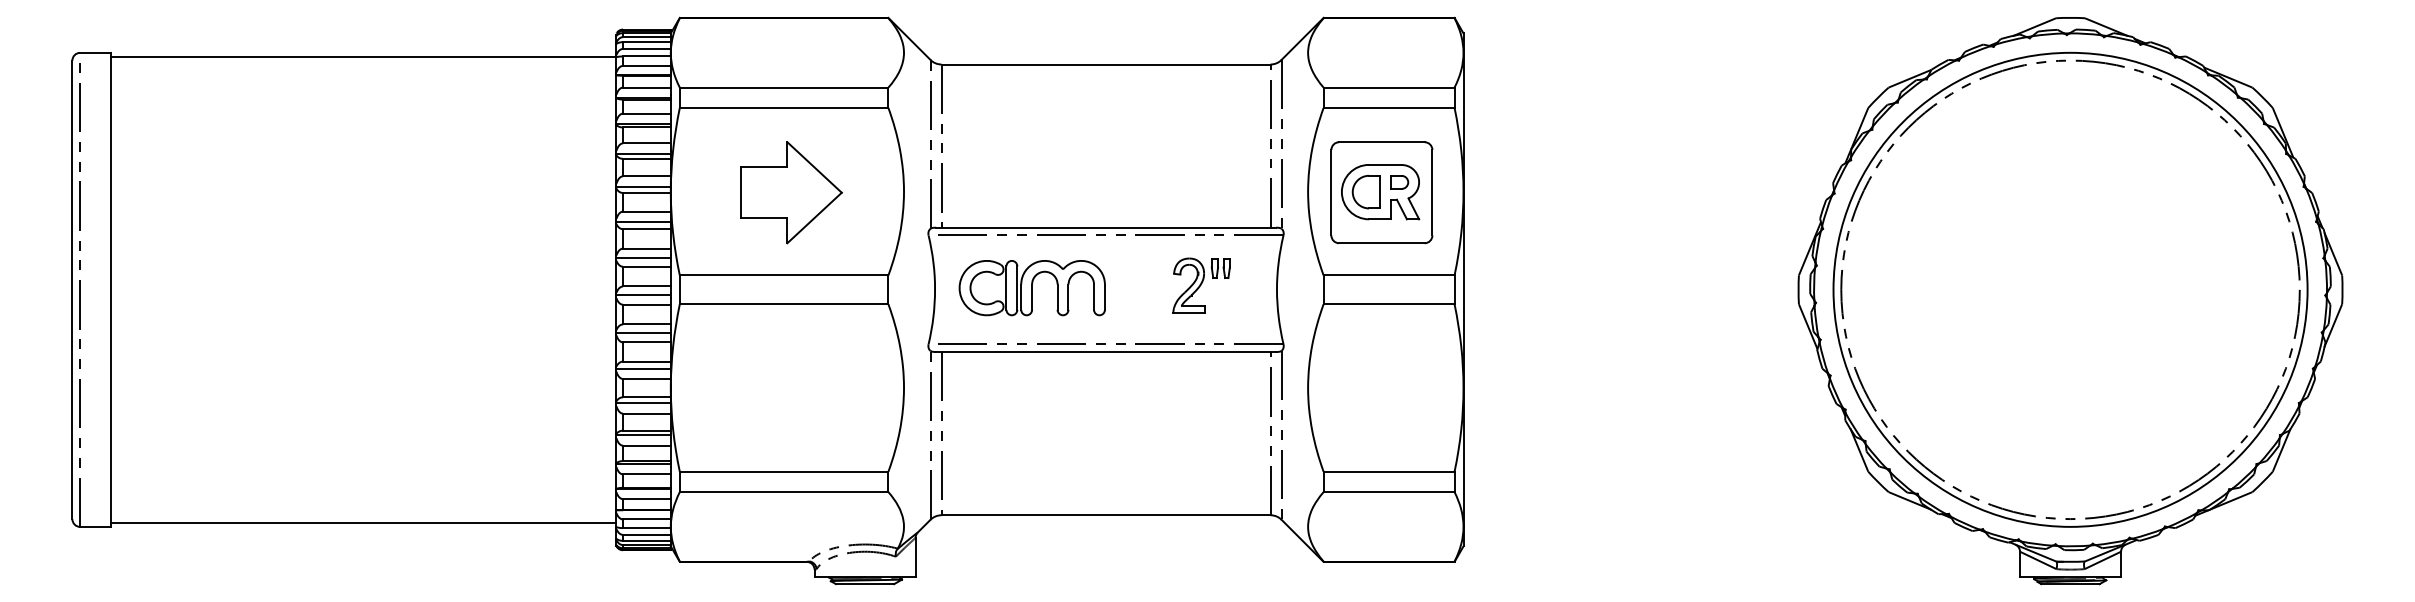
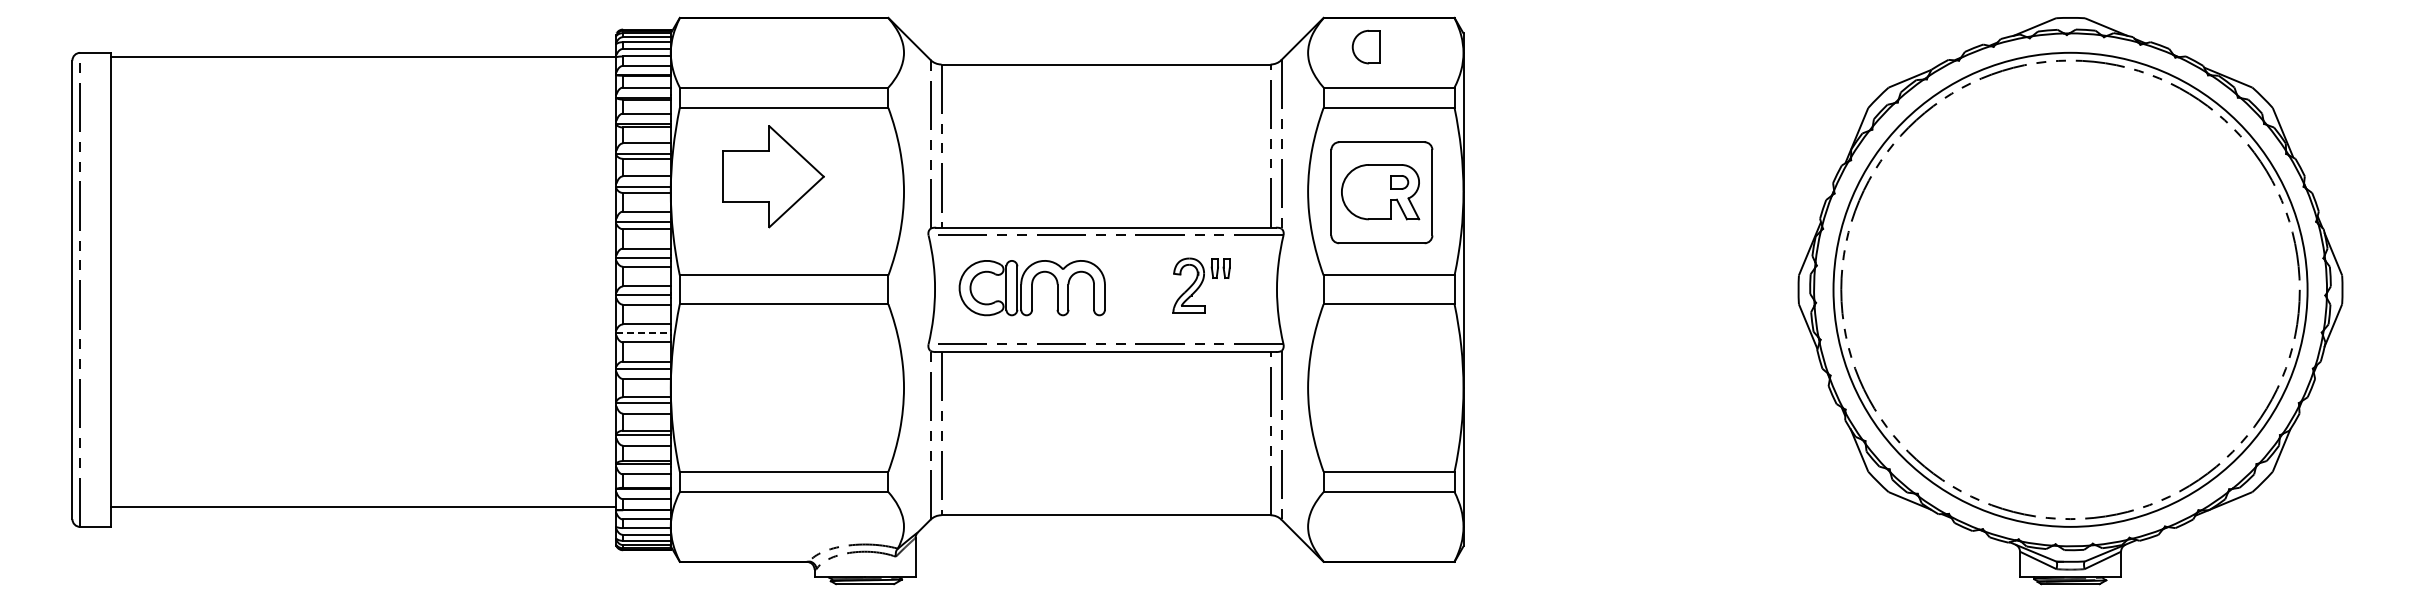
part position: (1365, 191) -> (1365, 46) (1365, 46)
part position: (791, 192) -> (773, 176) (773, 176)
line: solid -> dashed (644, 332)
line position: (363, 523) -> (363, 507) (363, 507)
